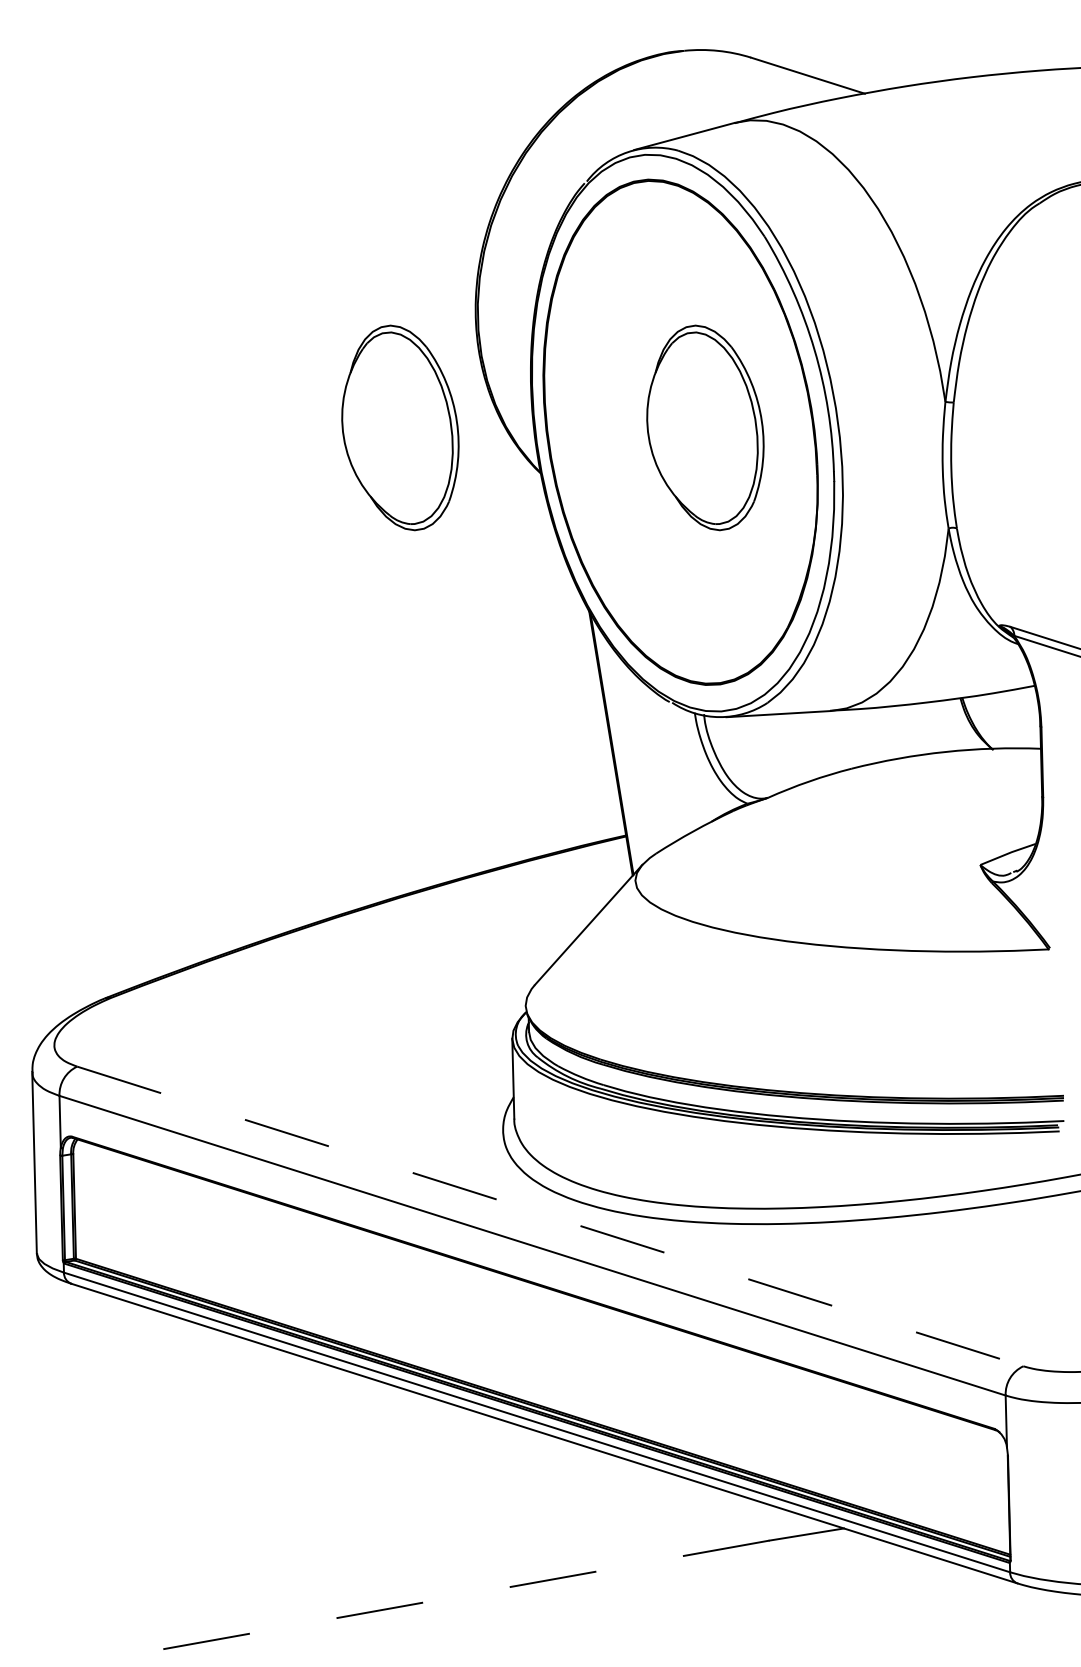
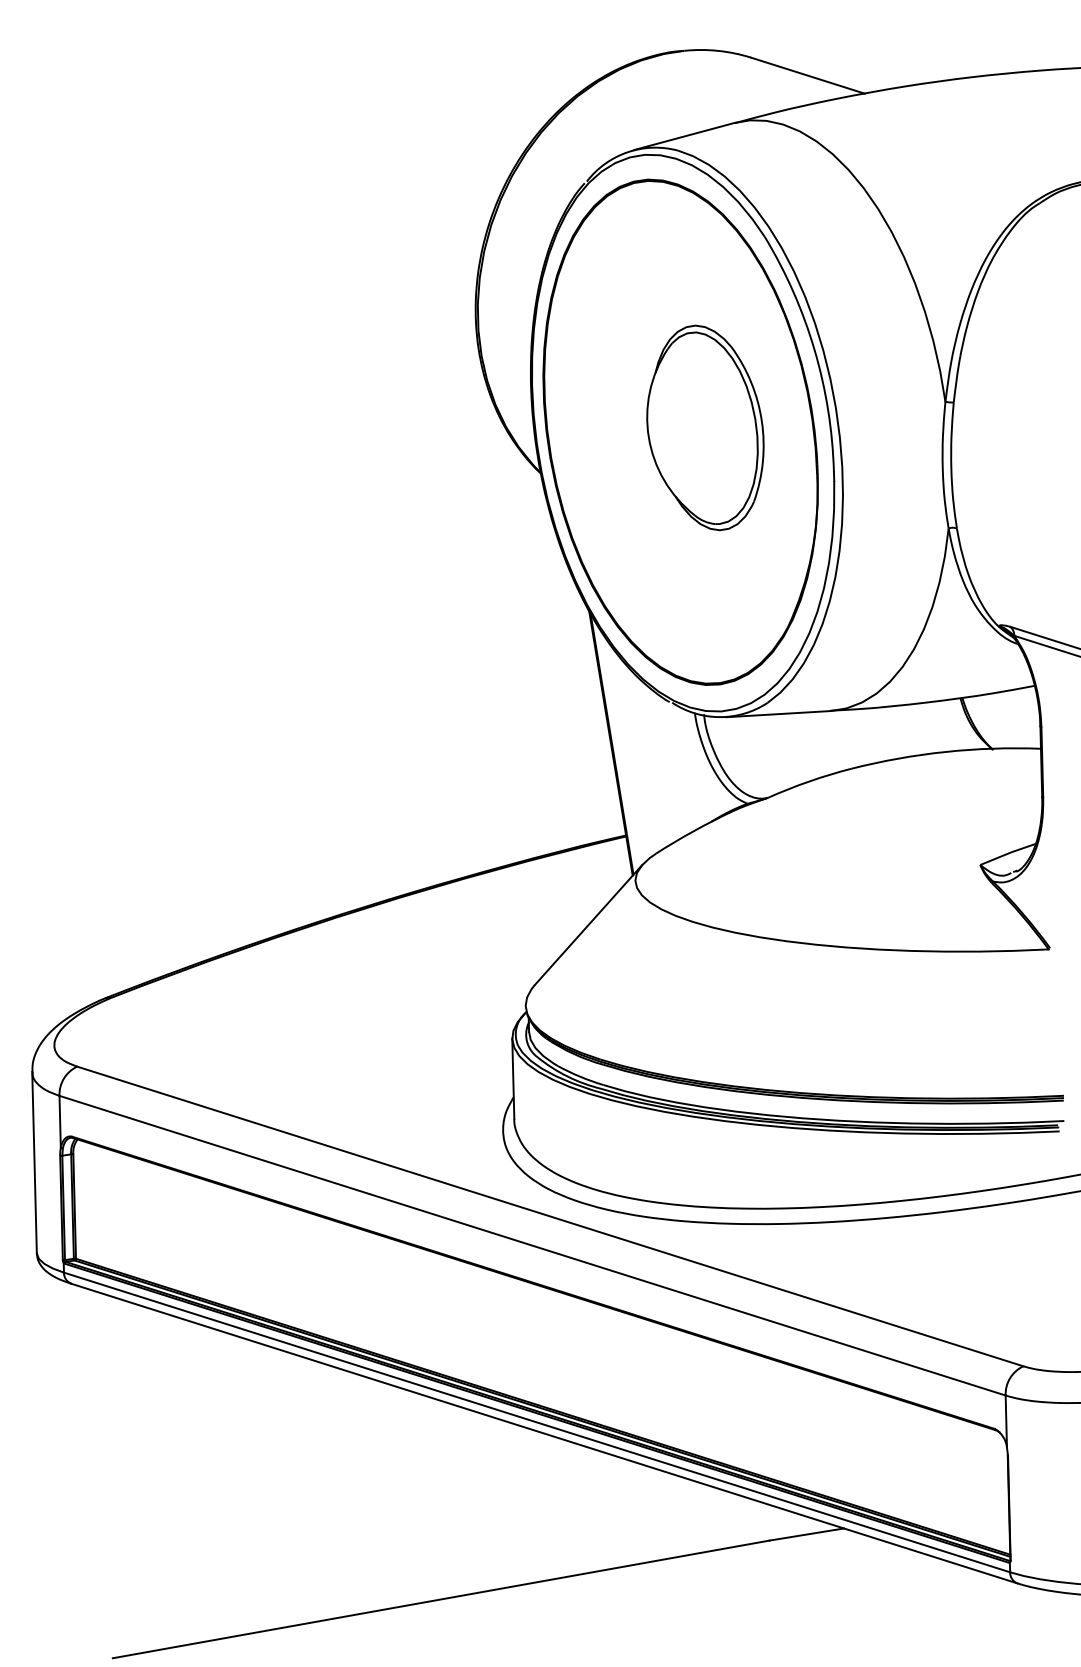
part: present -> none (400, 427)
line: dashed -> solid (550, 1216)
line: dashed -> solid (441, 1599)
